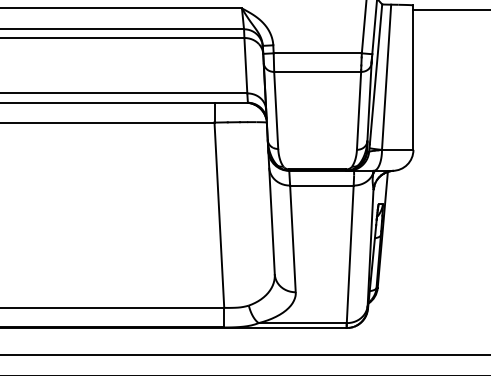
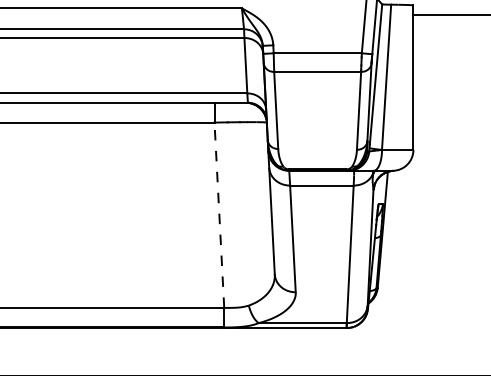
line position: (450, 9) -> (450, 14) (450, 14)
line: solid -> dashed (219, 215)
line: present -> none (244, 354)
